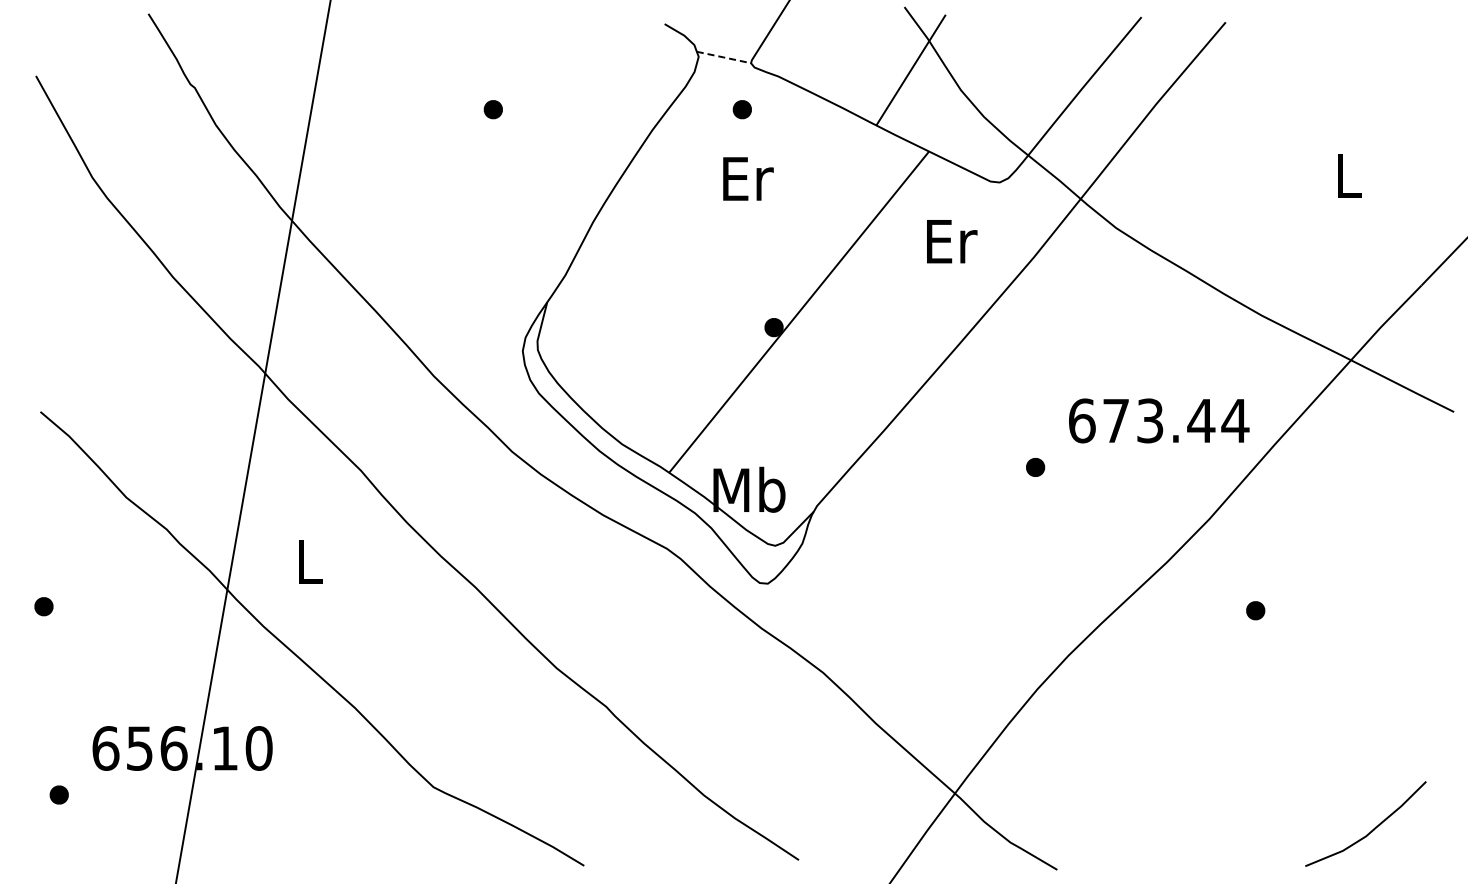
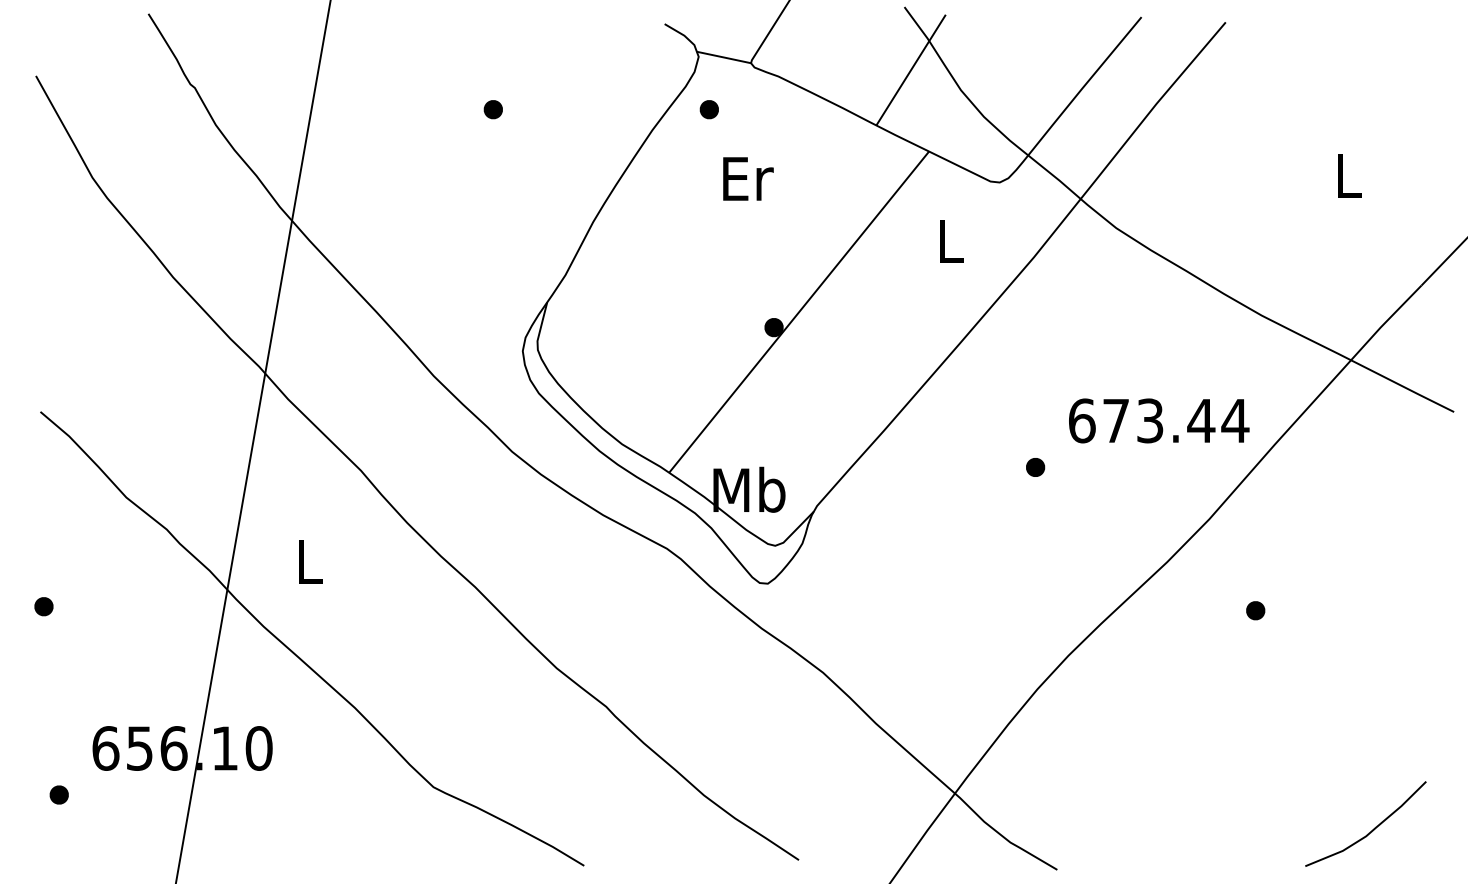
line: dashed -> solid (723, 57)
part position: (741, 109) -> (708, 109) (708, 109)
text: Er -> L (952, 241)
